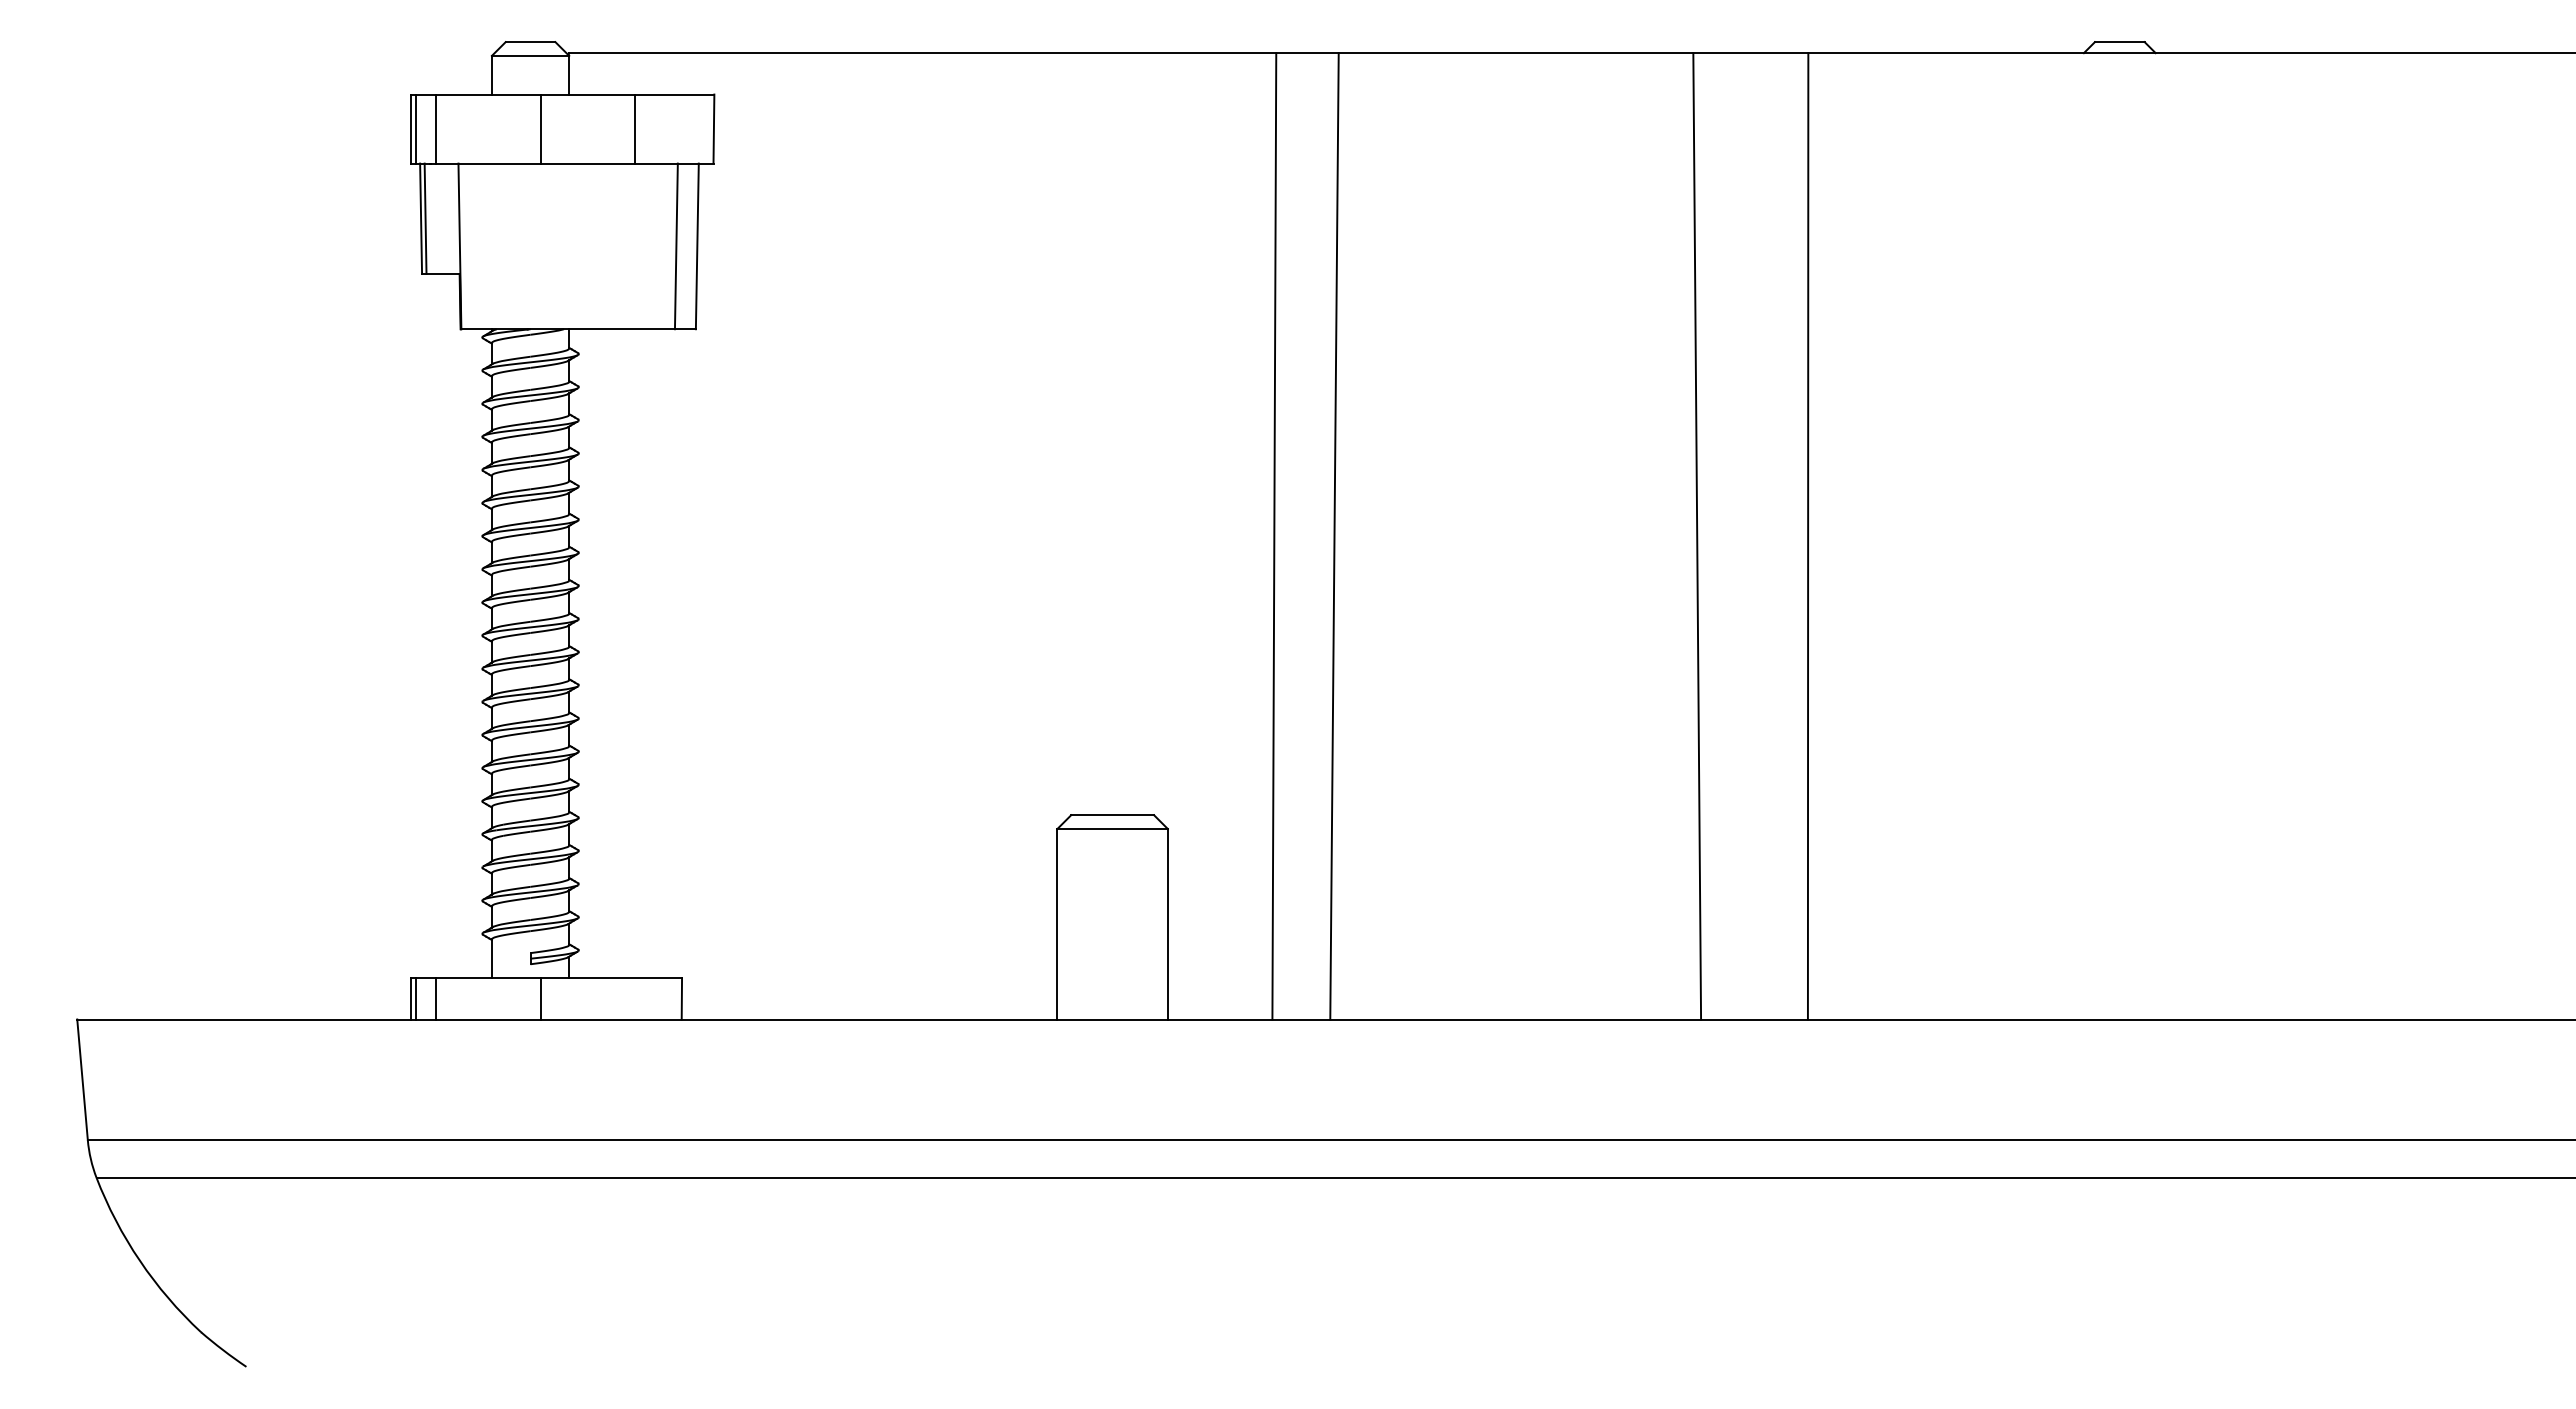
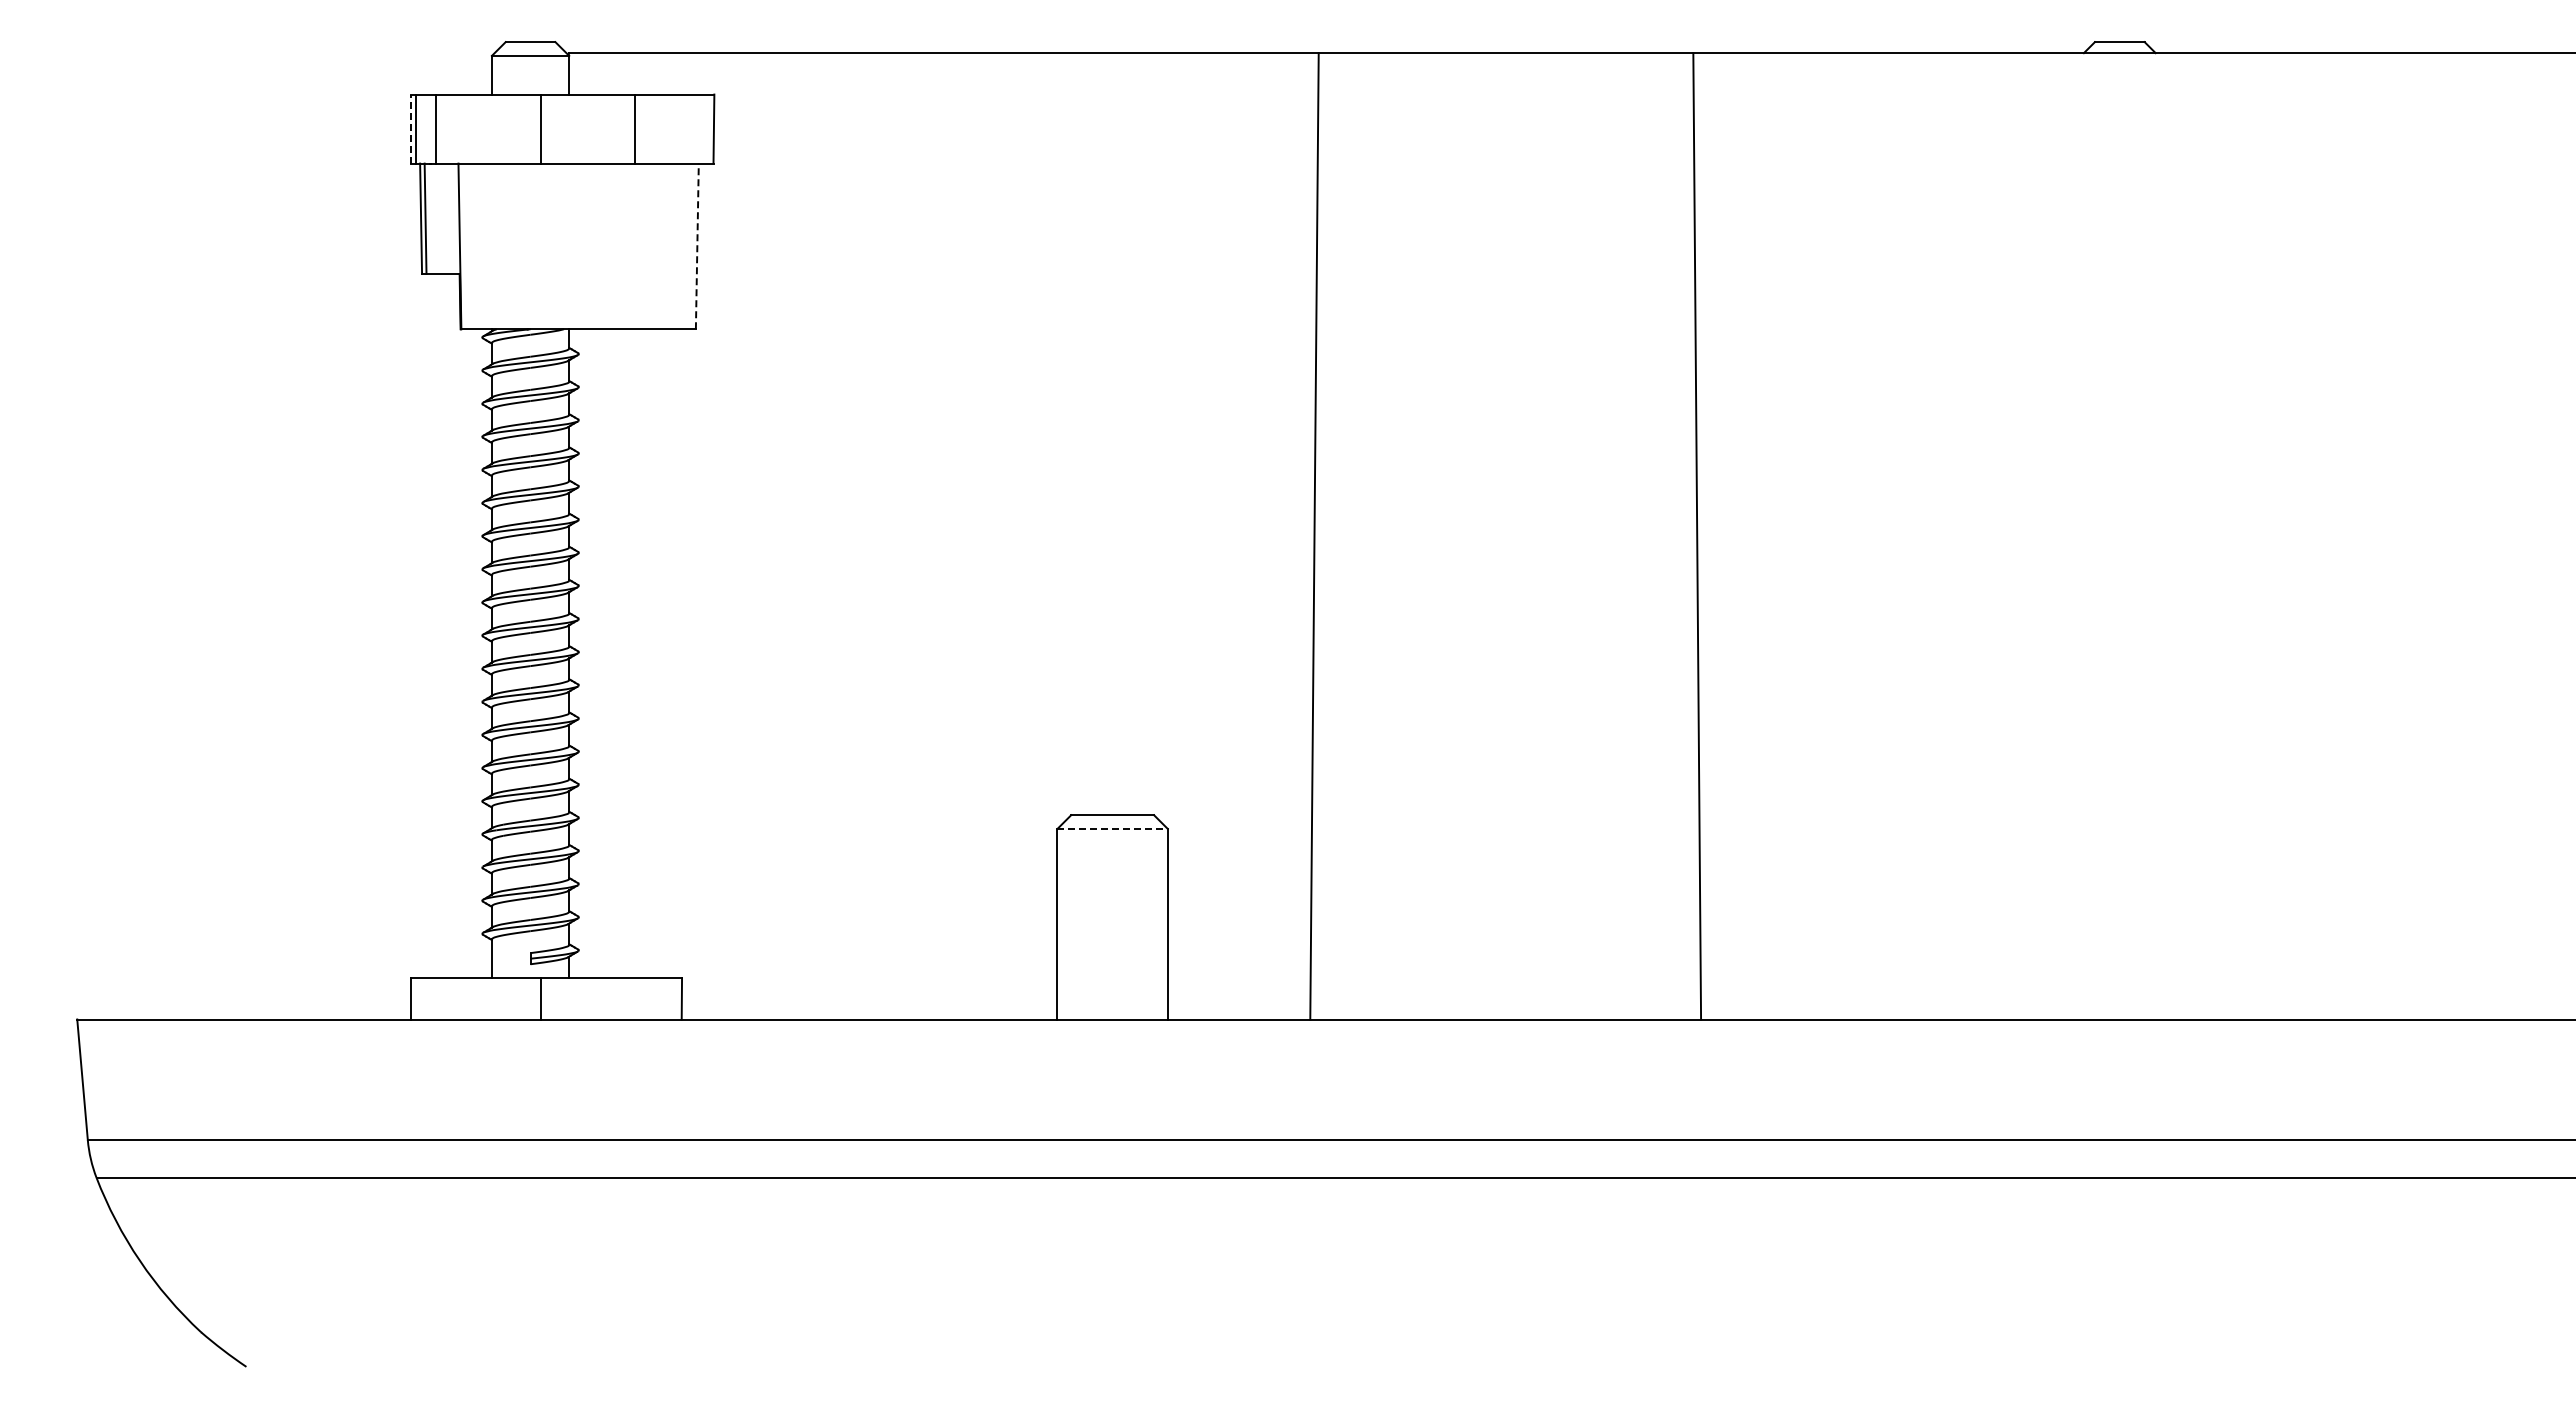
line: solid -> dashed (411, 129)
line: present -> none (675, 246)
line: solid -> dashed (697, 246)
line: present -> none (1274, 536)
line position: (1334, 536) -> (1314, 536) (1314, 536)
line: present -> none (1807, 536)
line: solid -> dashed (1113, 828)
line: present -> none (415, 998)
line: present -> none (435, 998)
